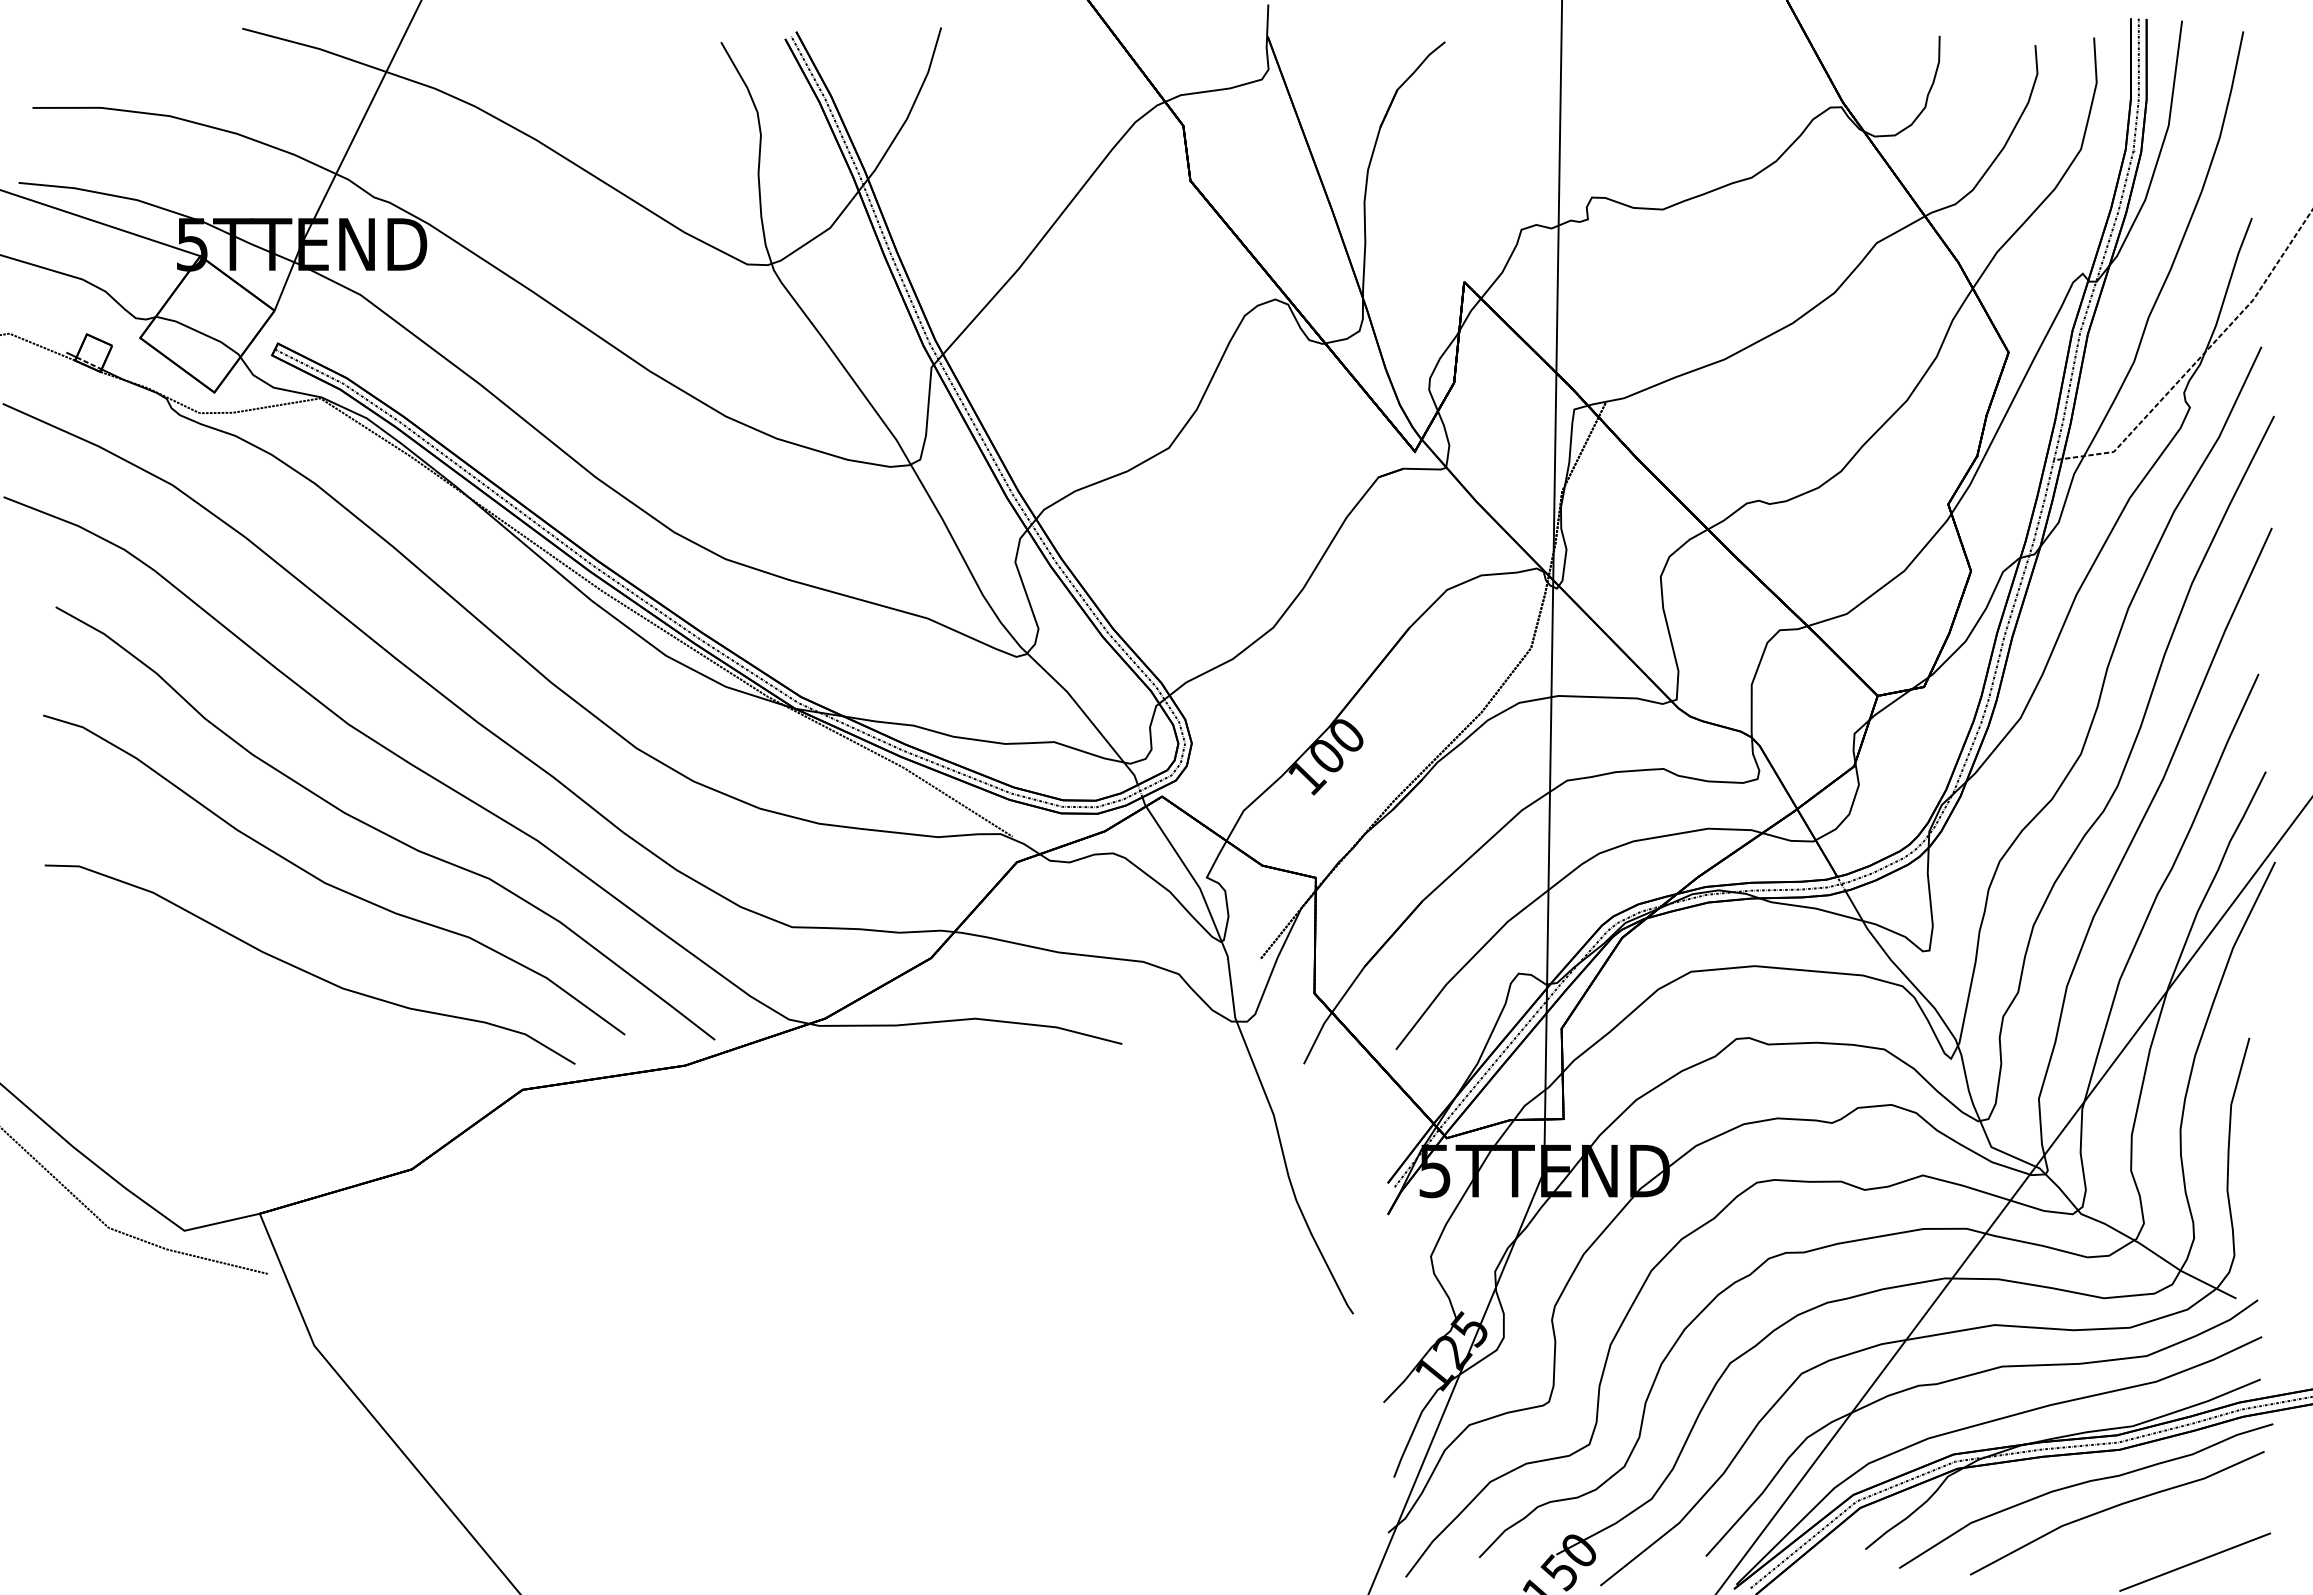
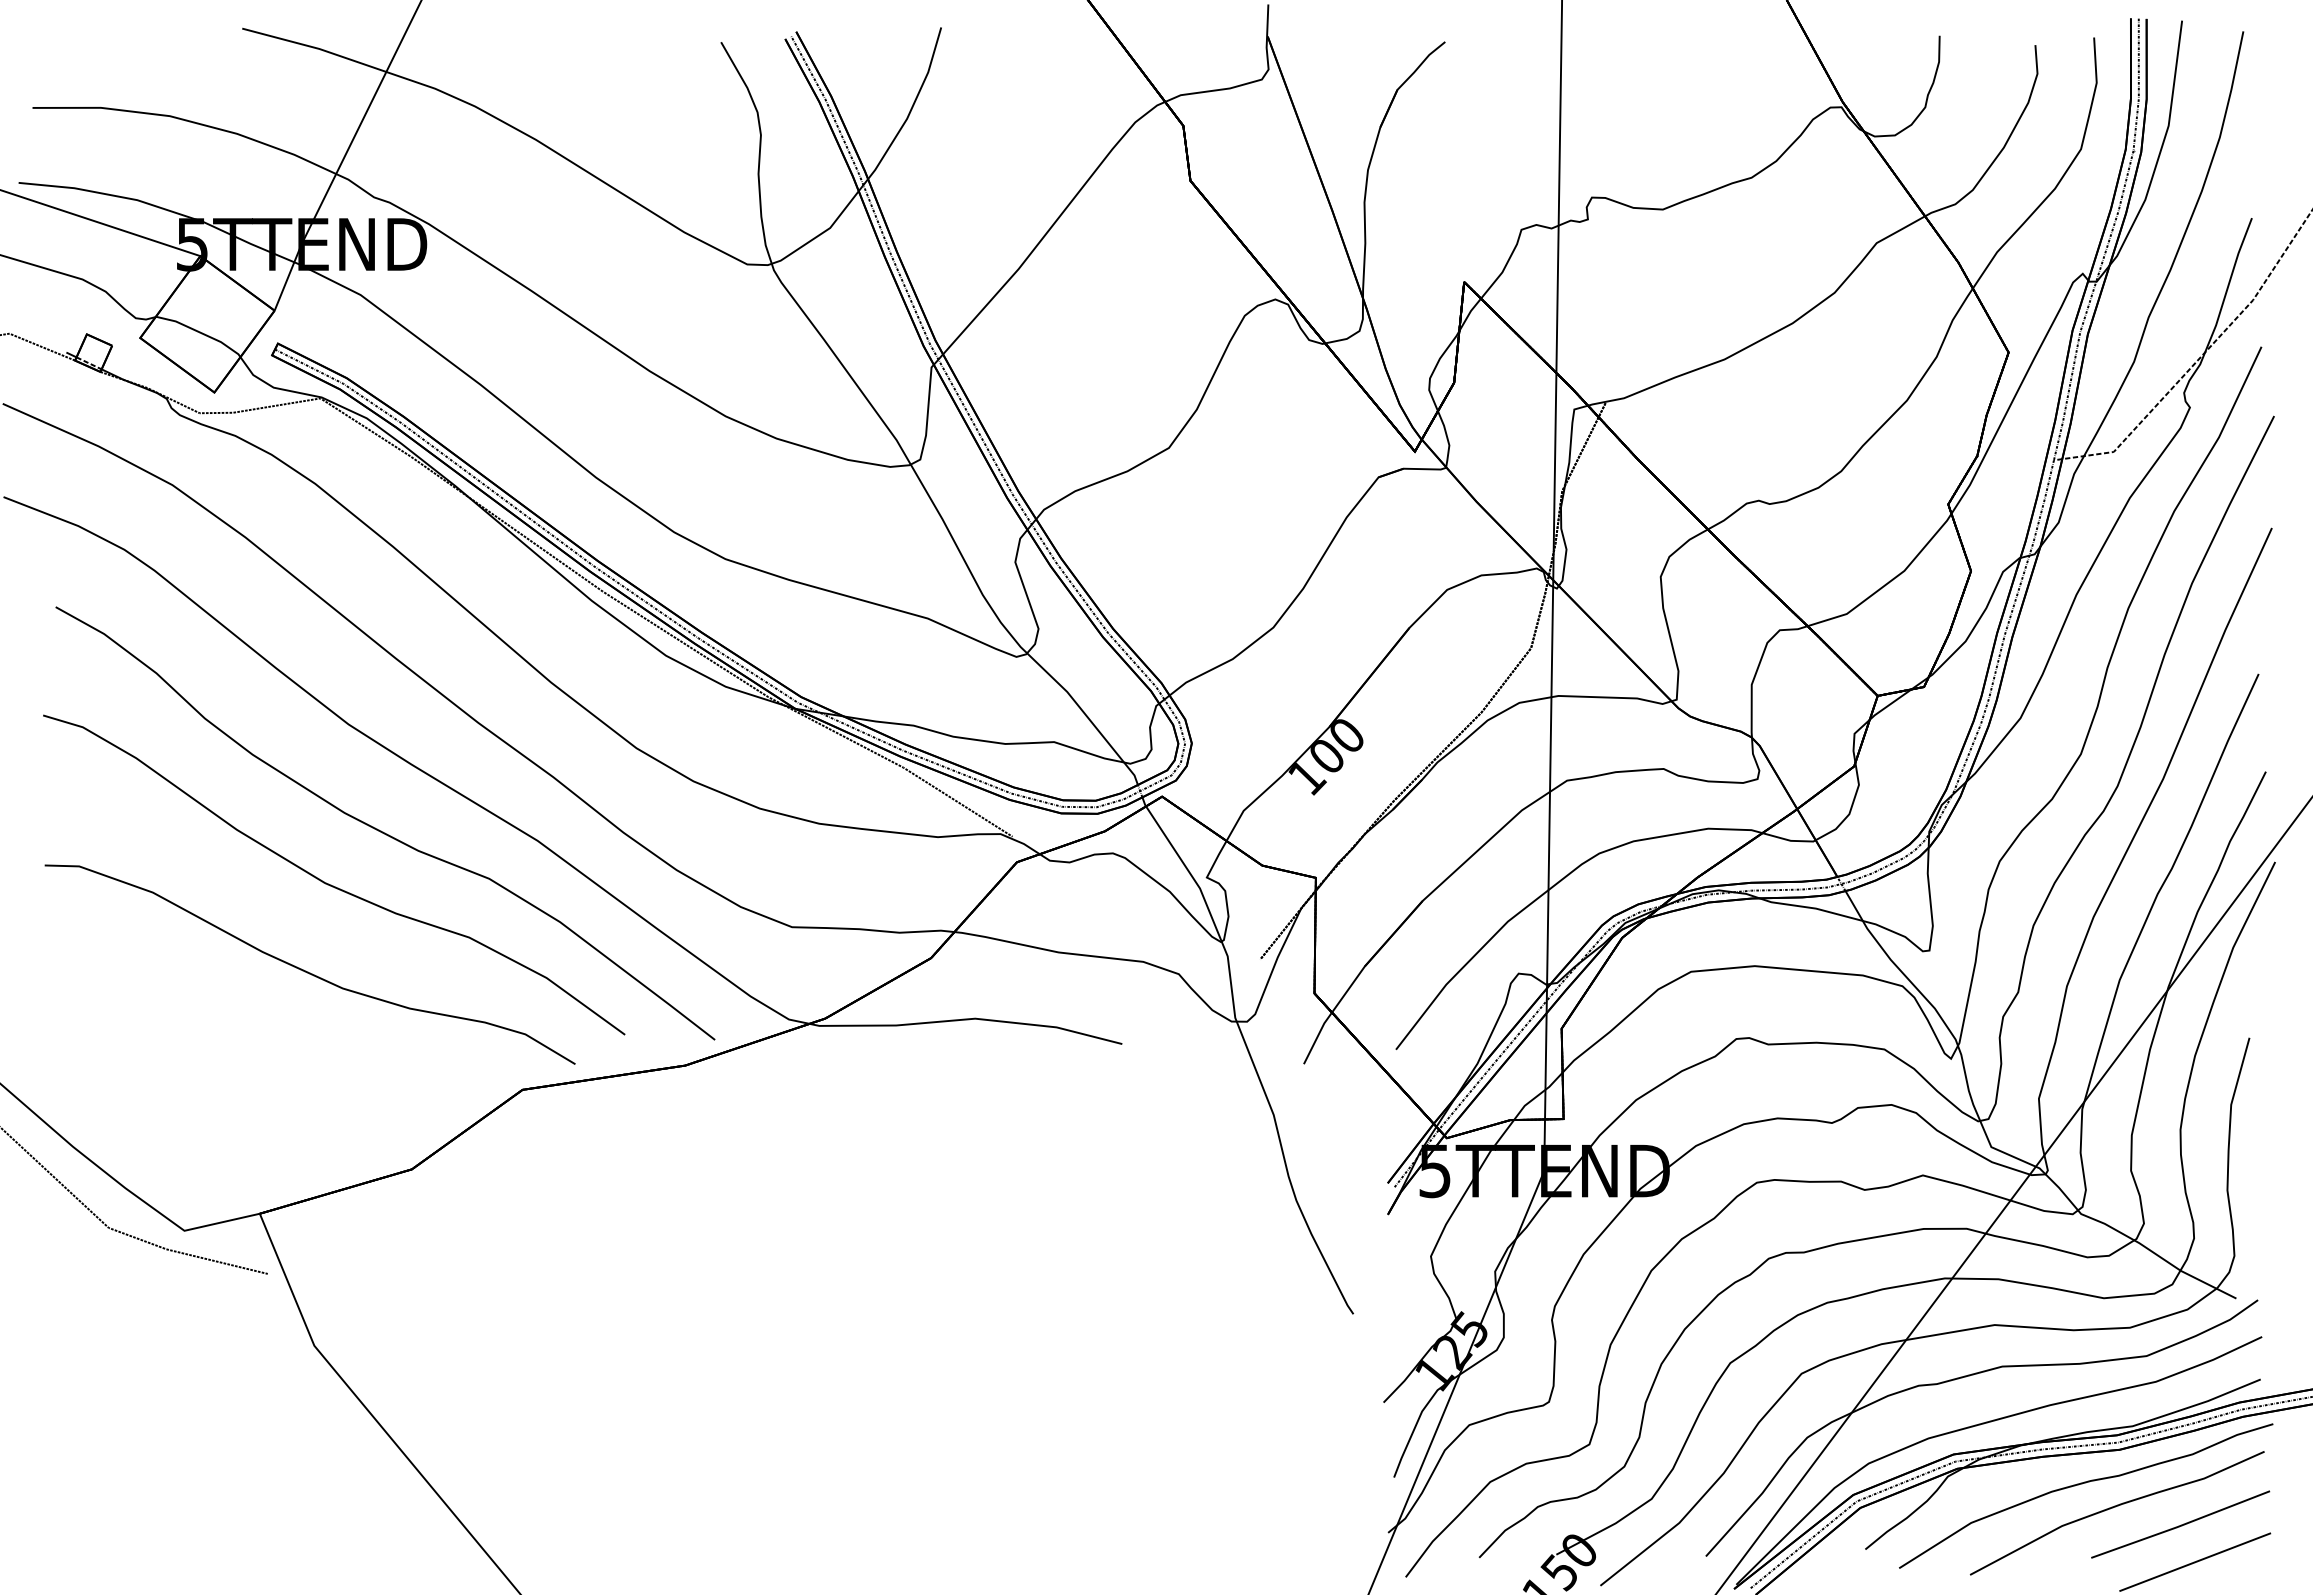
line: none -> present (2181, 1524)
